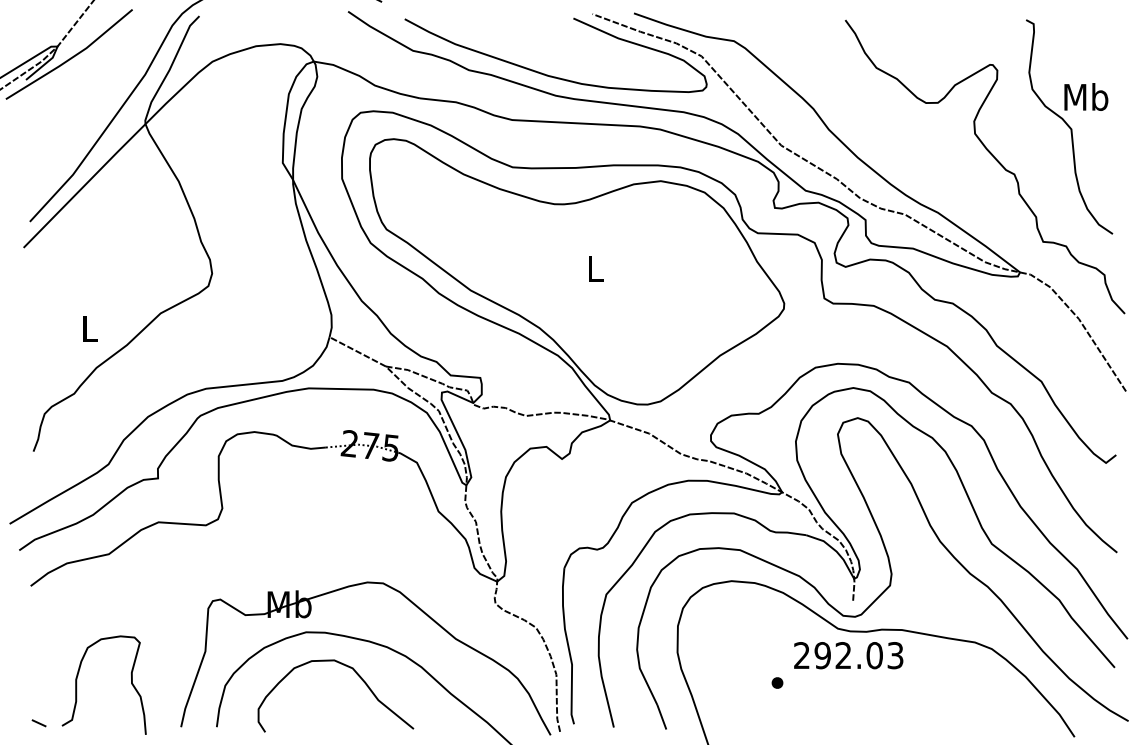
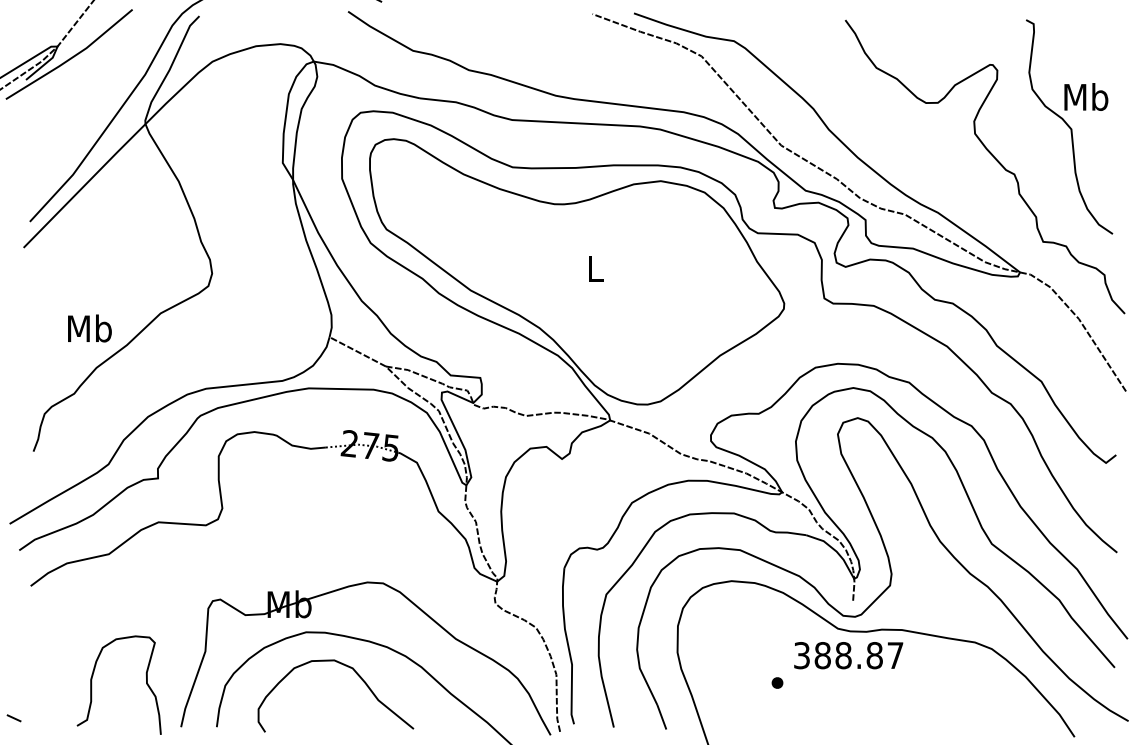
curve: present -> none (551, 75)
text: L -> Mb (89, 328)
text: 292.03 -> 388.87 (848, 655)
curve position: (77, 684) -> (92, 684) (92, 684)
line position: (38, 723) -> (13, 718) (13, 718)
